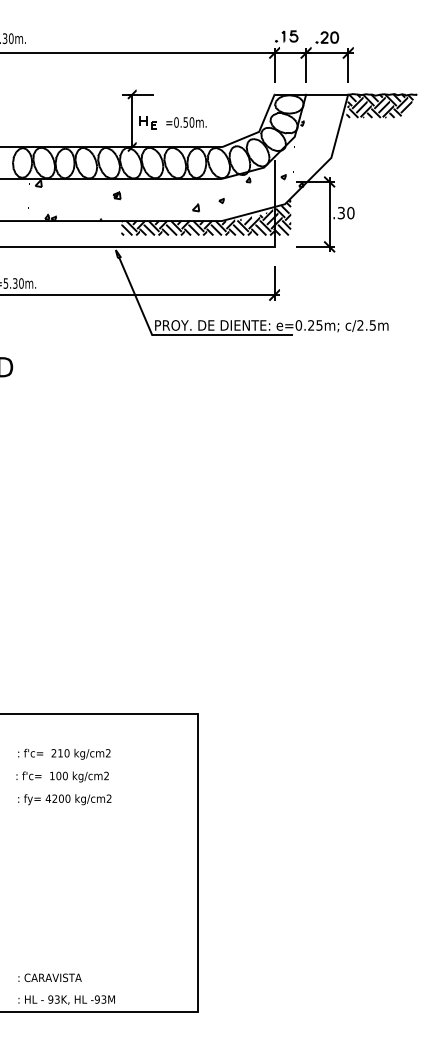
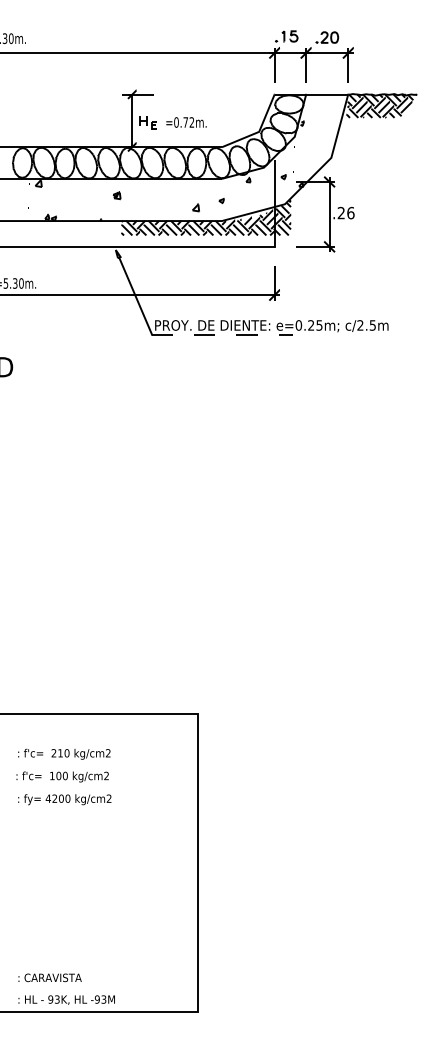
text: =0.50m. -> =0.72m. (188, 122)
text: .30 -> .26 (345, 213)
line: solid -> dashed (224, 335)
